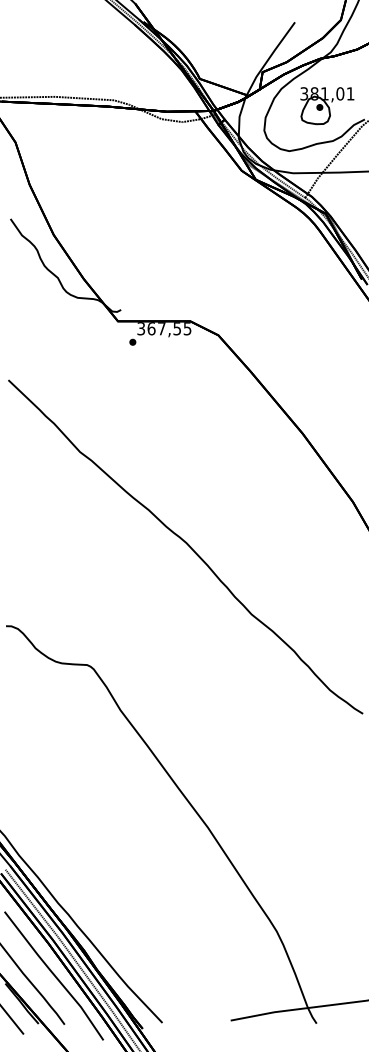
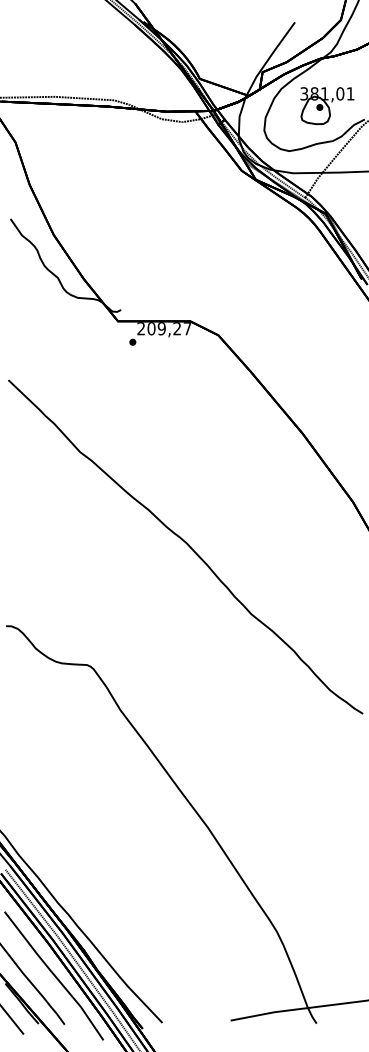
text: 367,55 -> 209,27 (164, 328)
